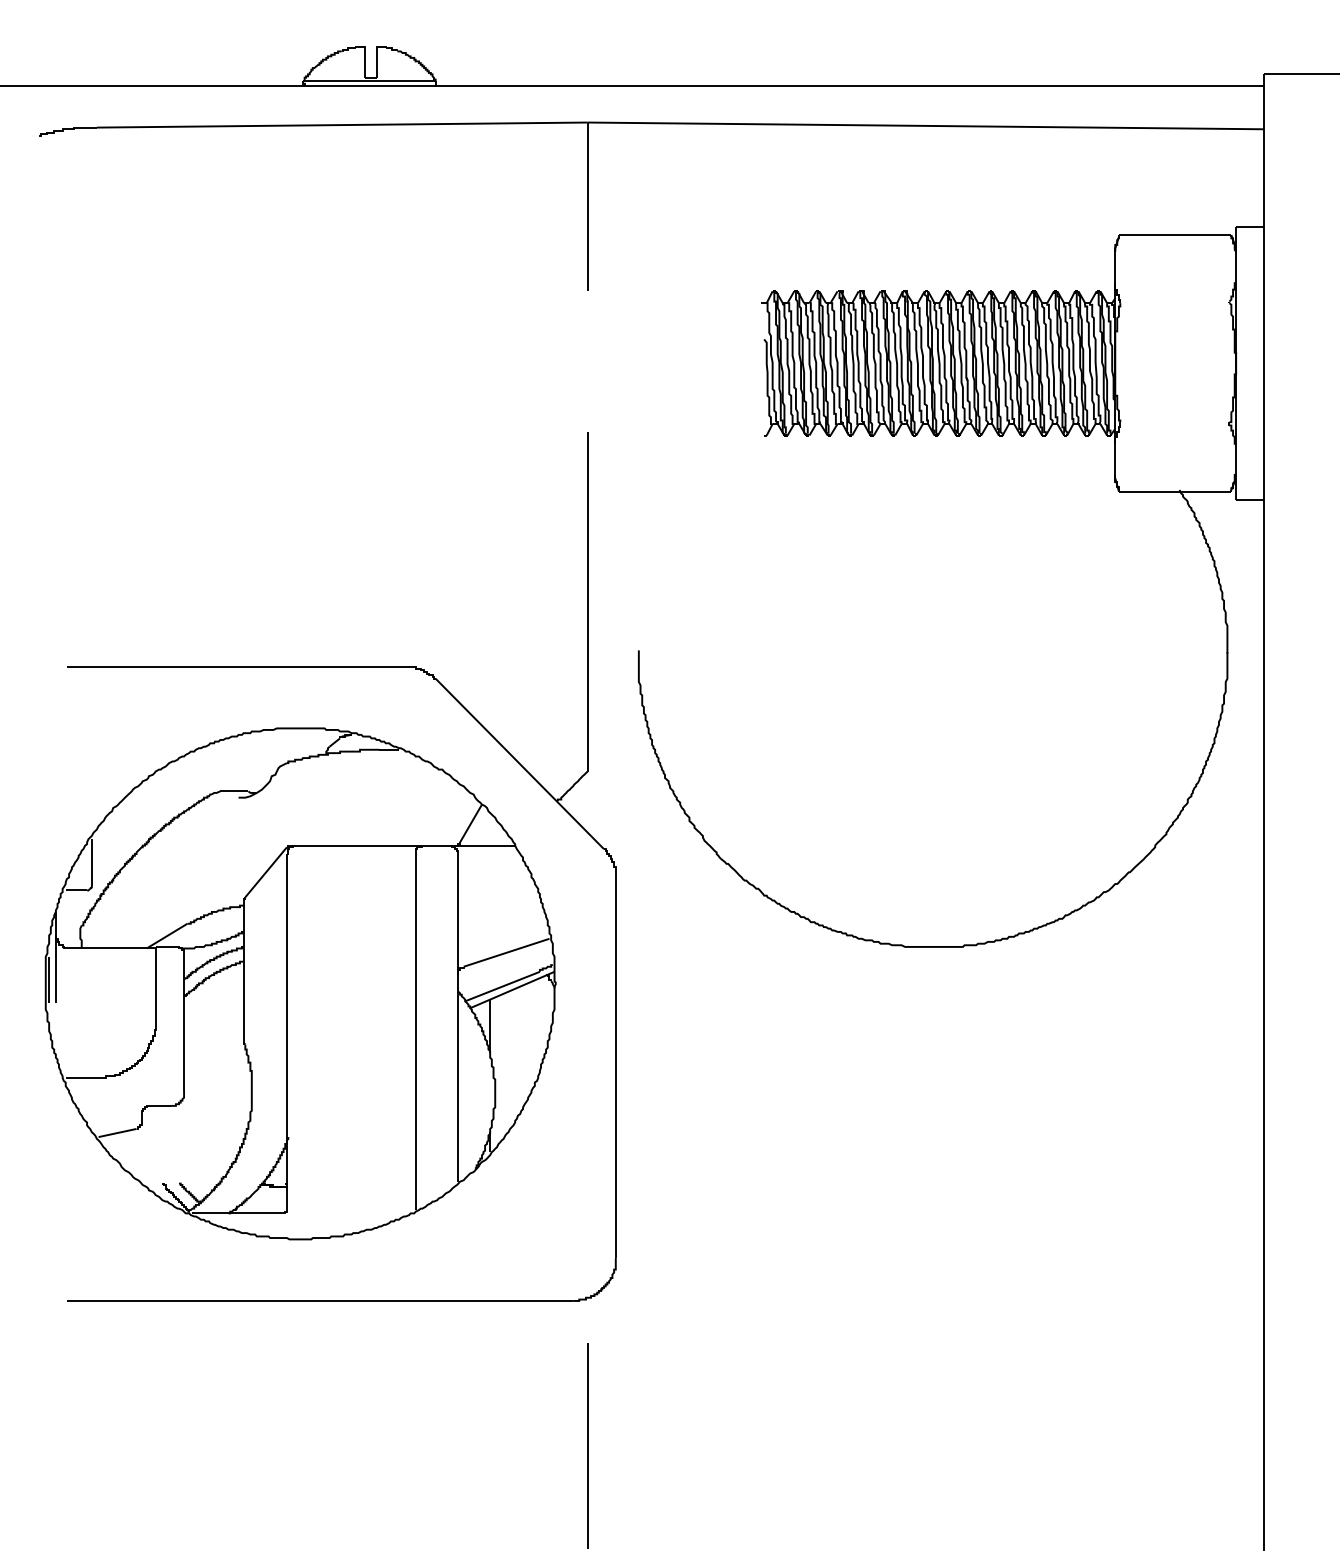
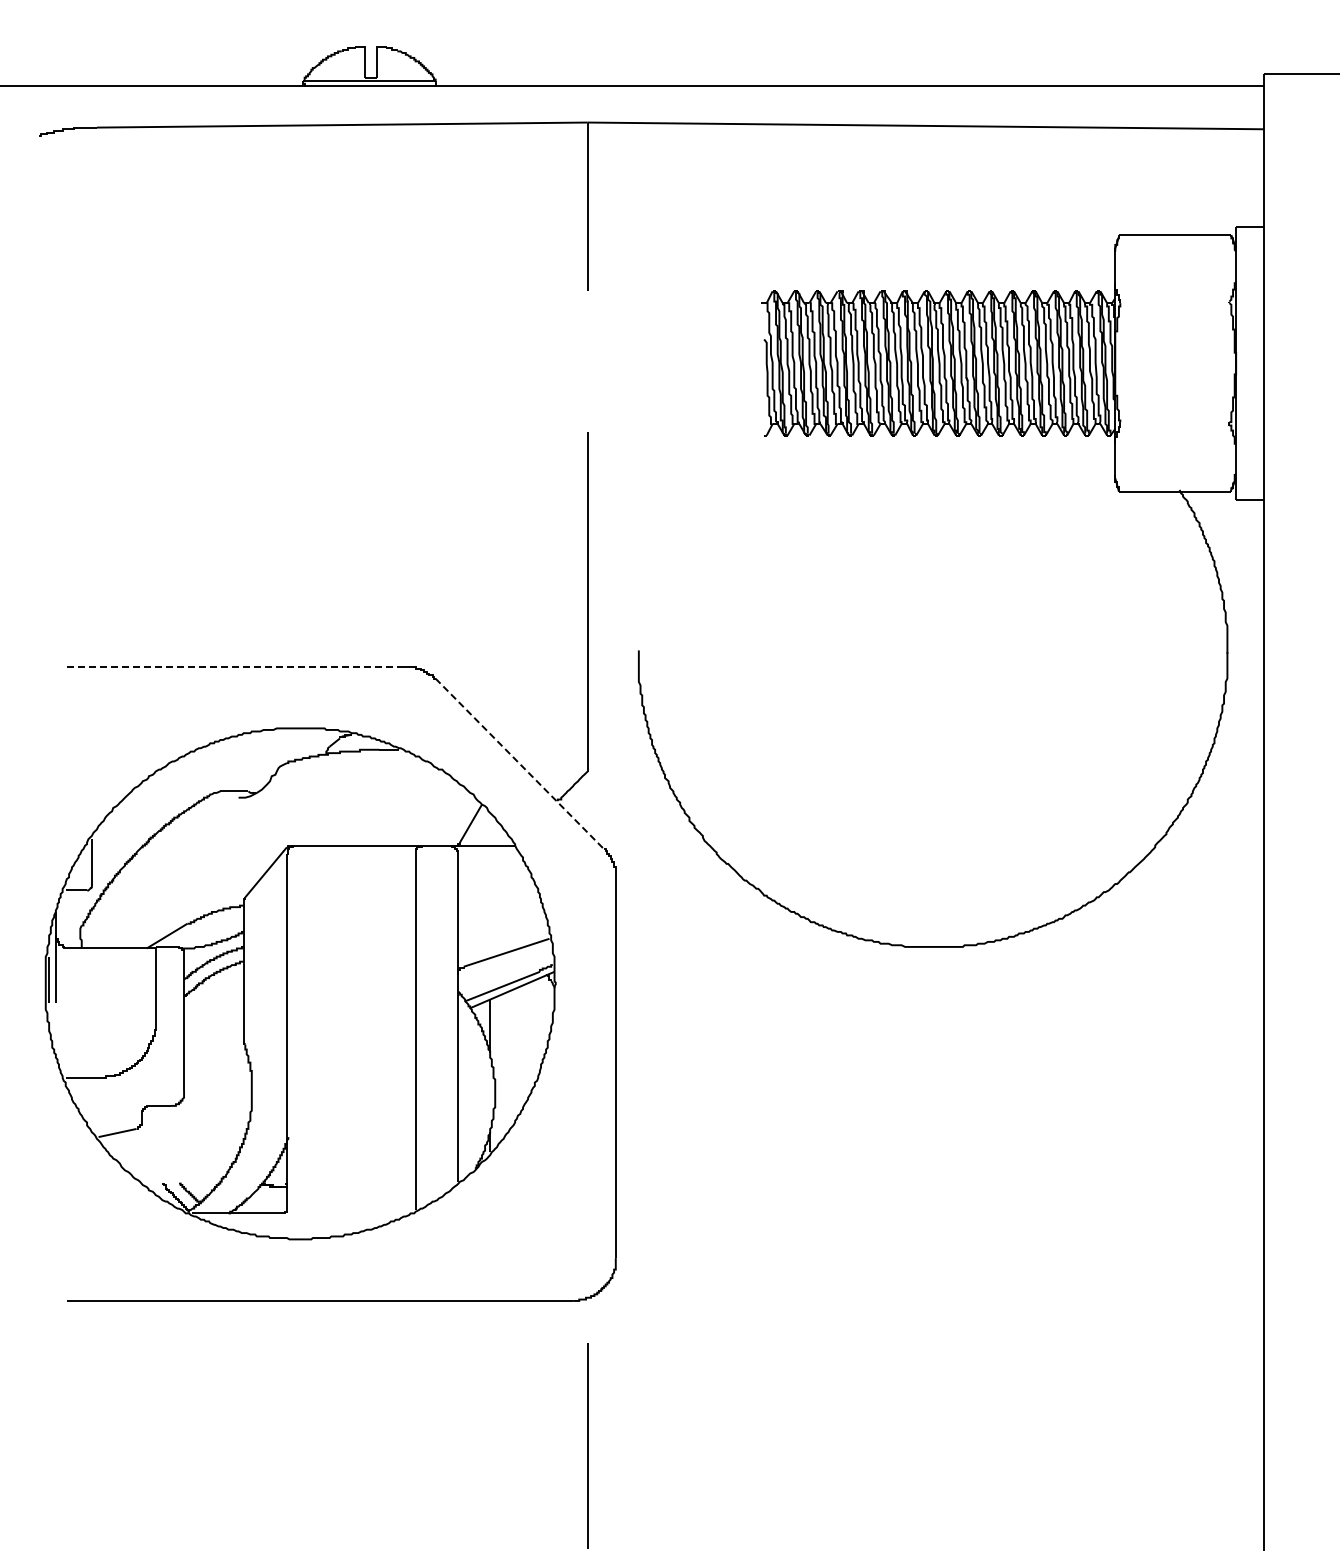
line: solid -> dashed (235, 667)
line: solid -> dashed (519, 763)
